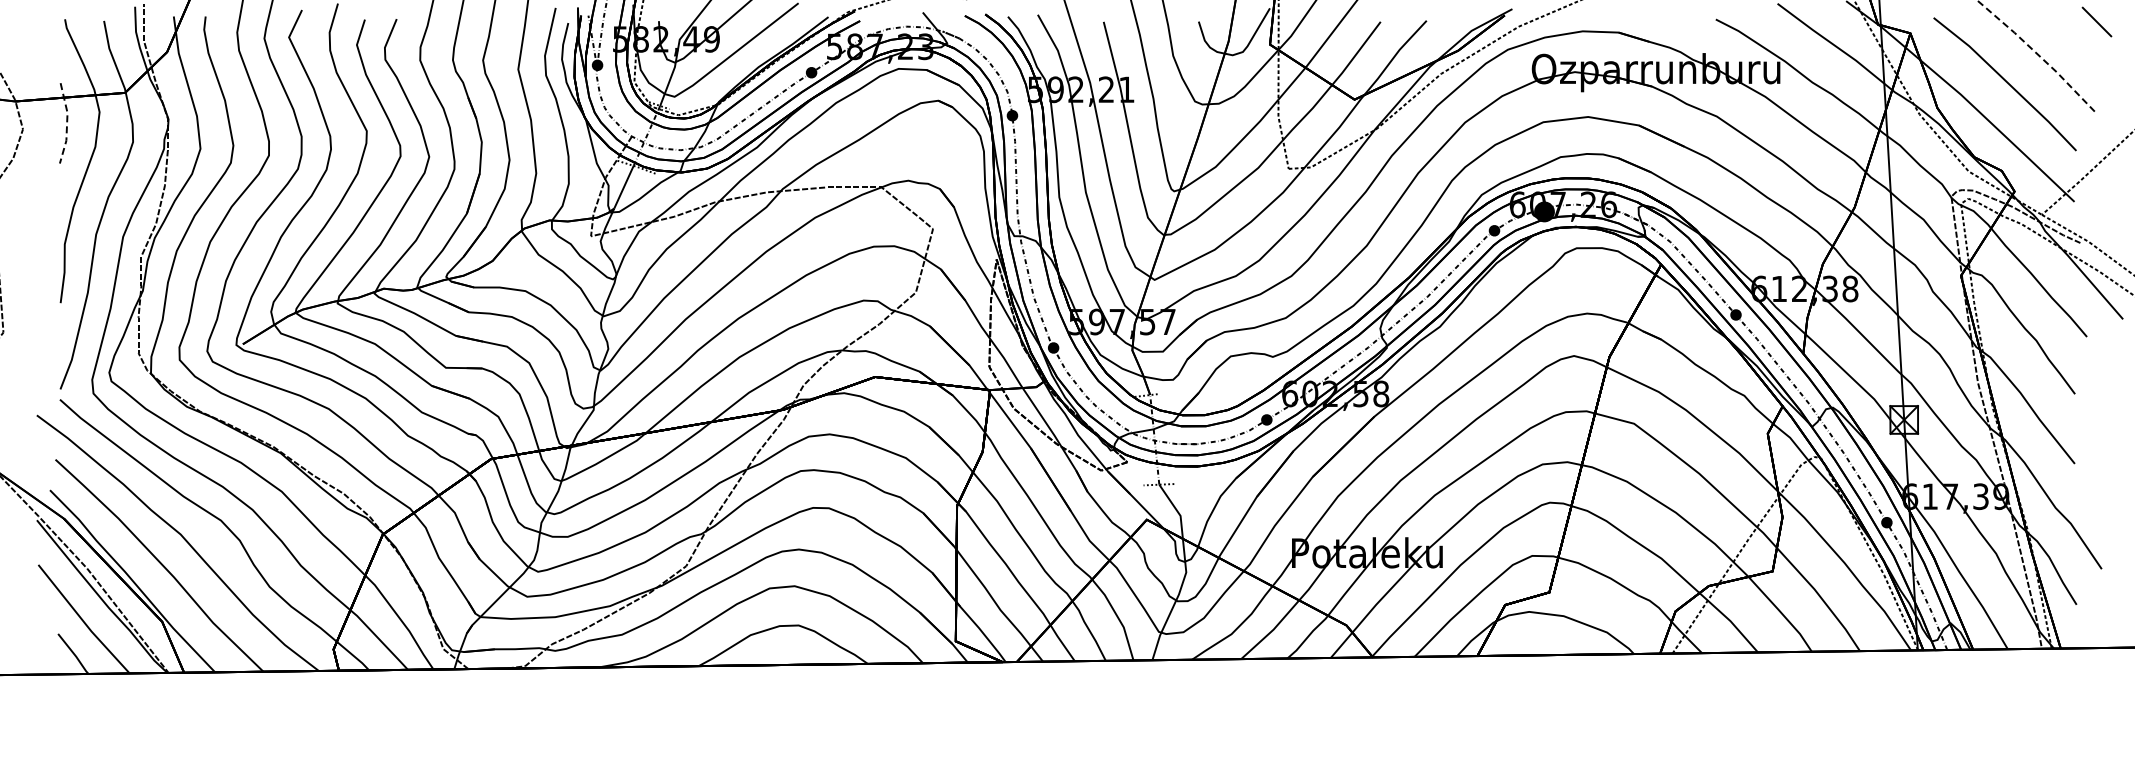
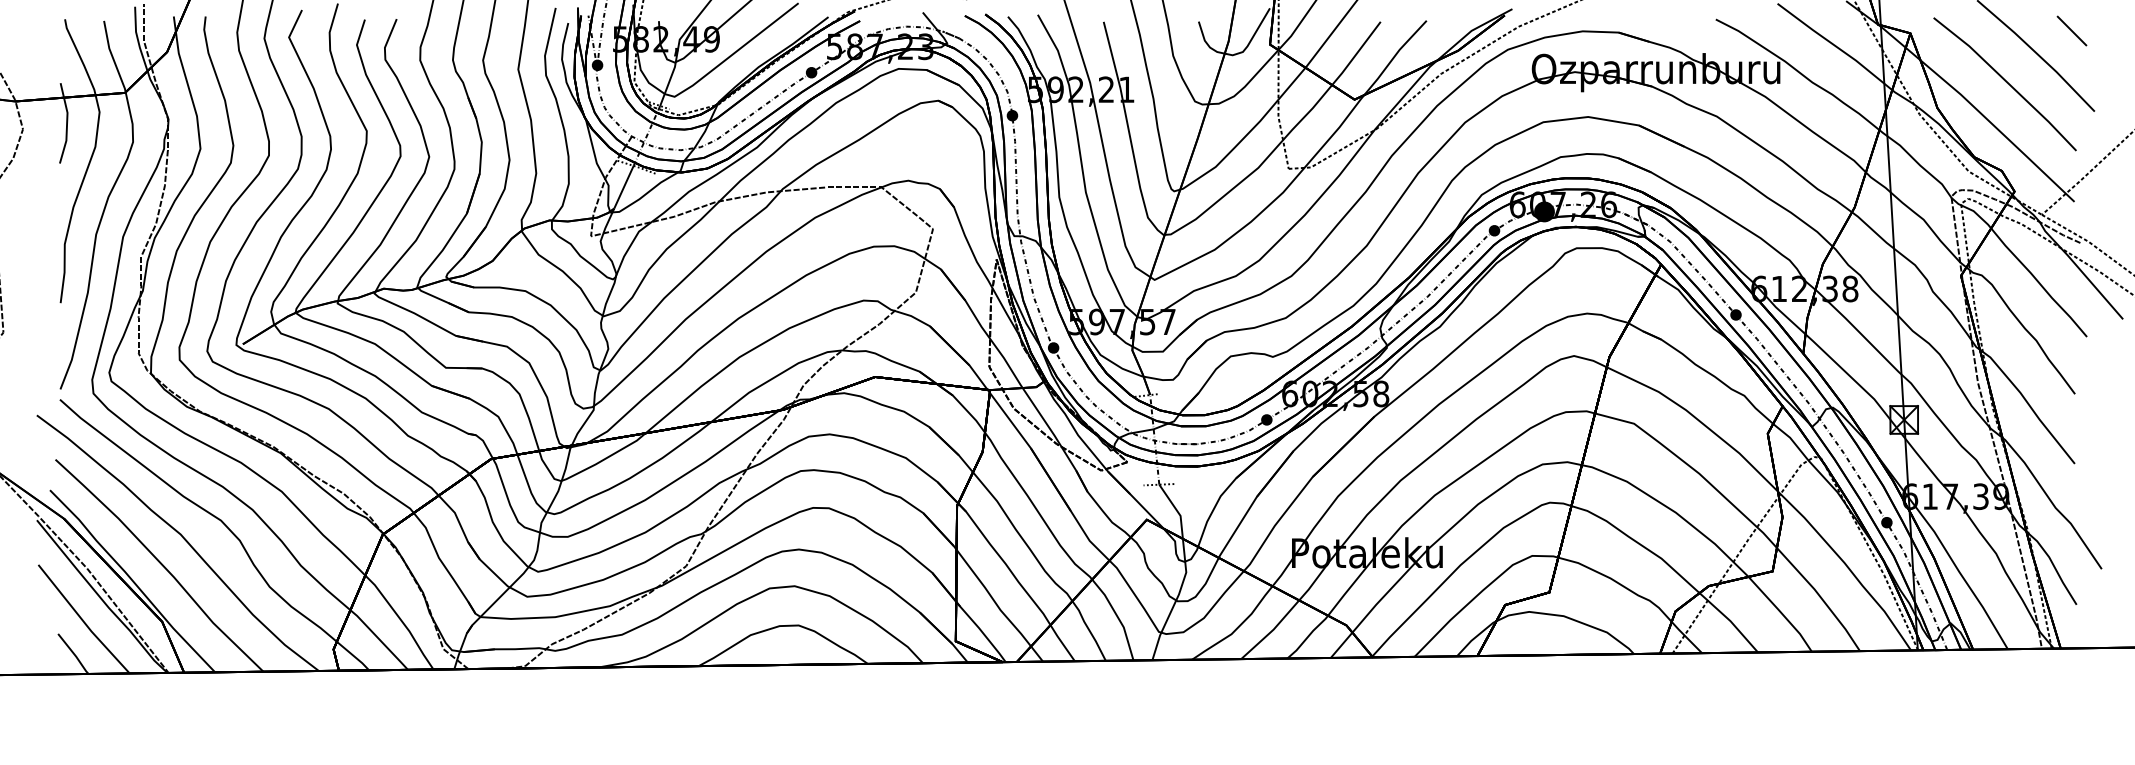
line position: (2096, 21) -> (2071, 30) (2071, 30)
line: dashed -> solid (2037, 53)
line: dashed -> solid (67, 123)
